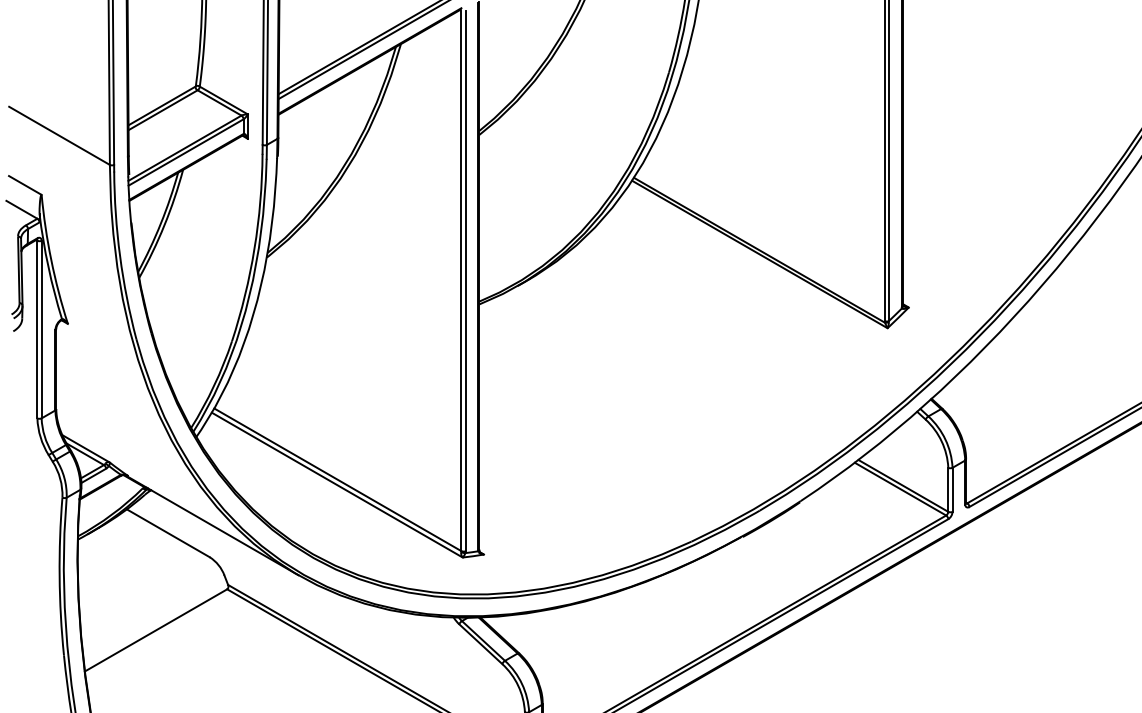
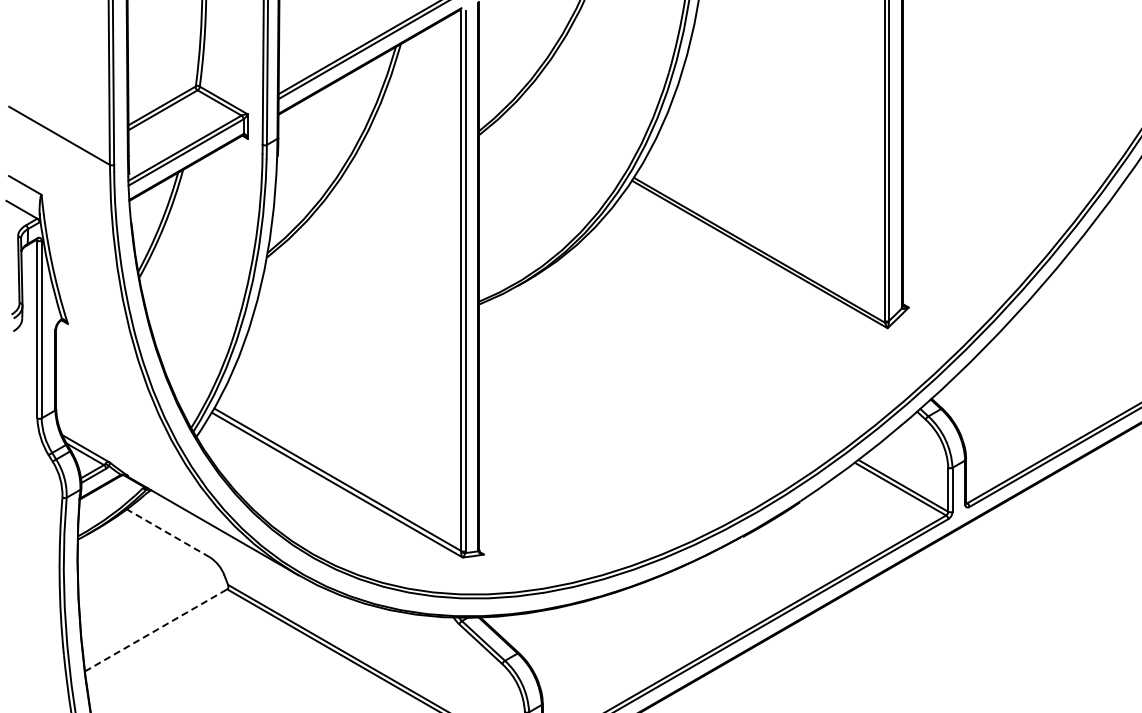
line: solid -> dashed (168, 533)
line: solid -> dashed (156, 630)
